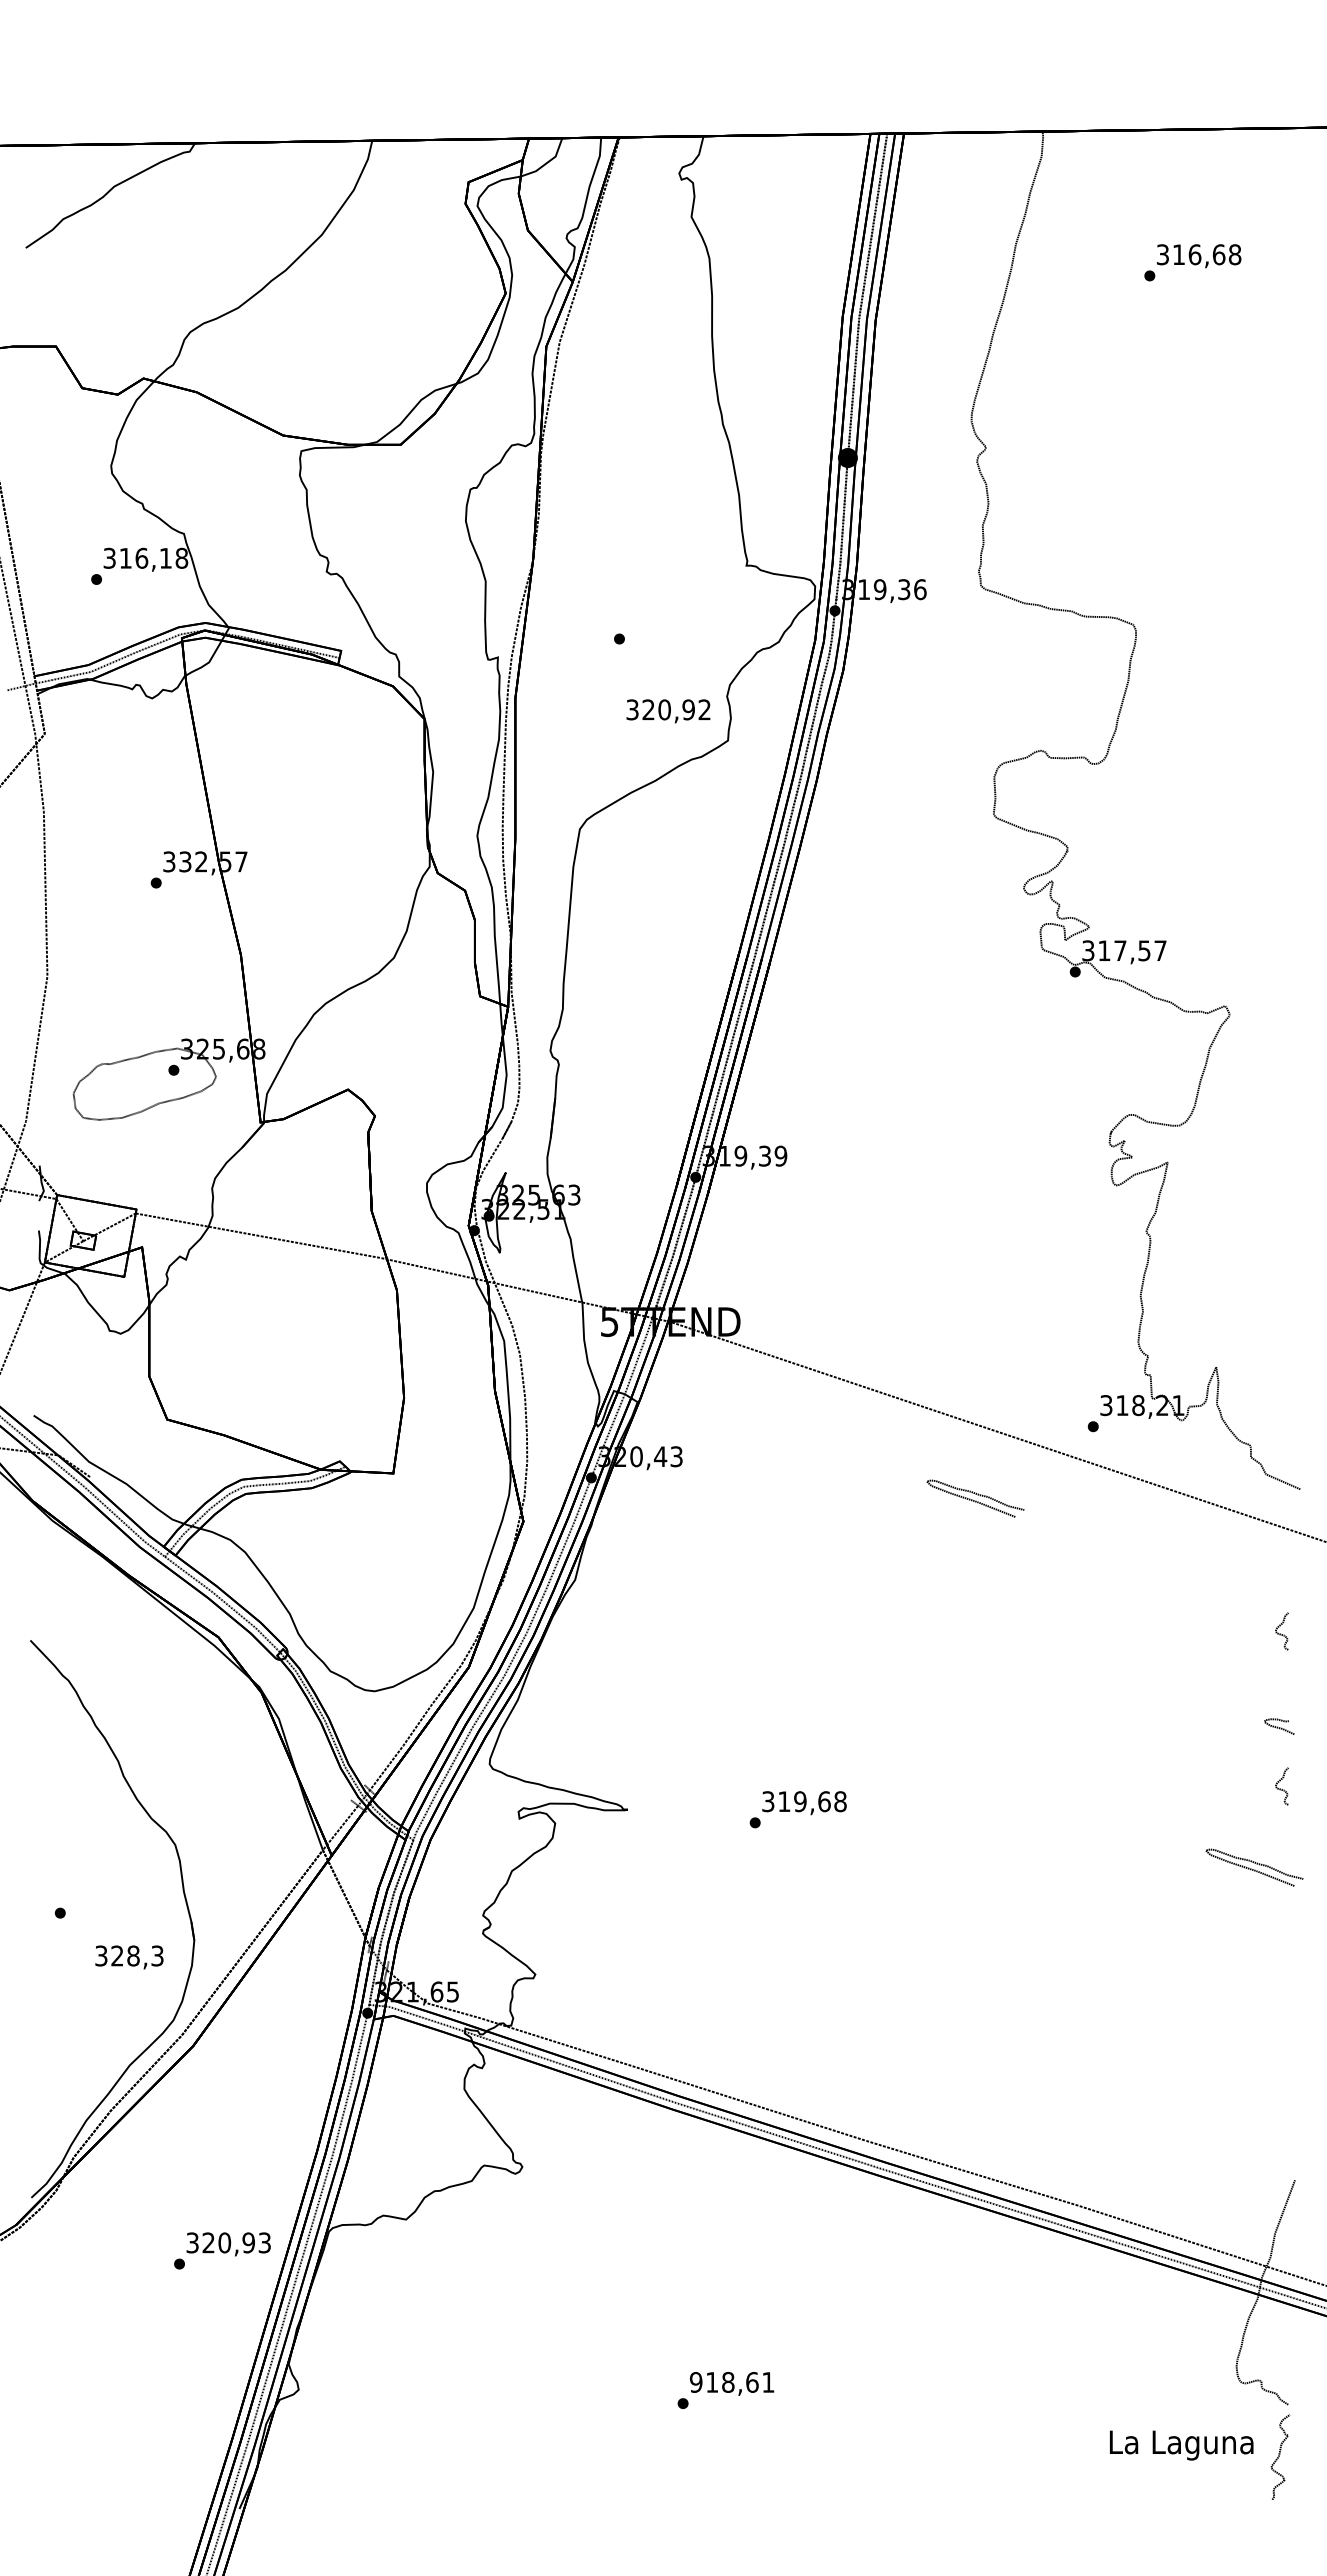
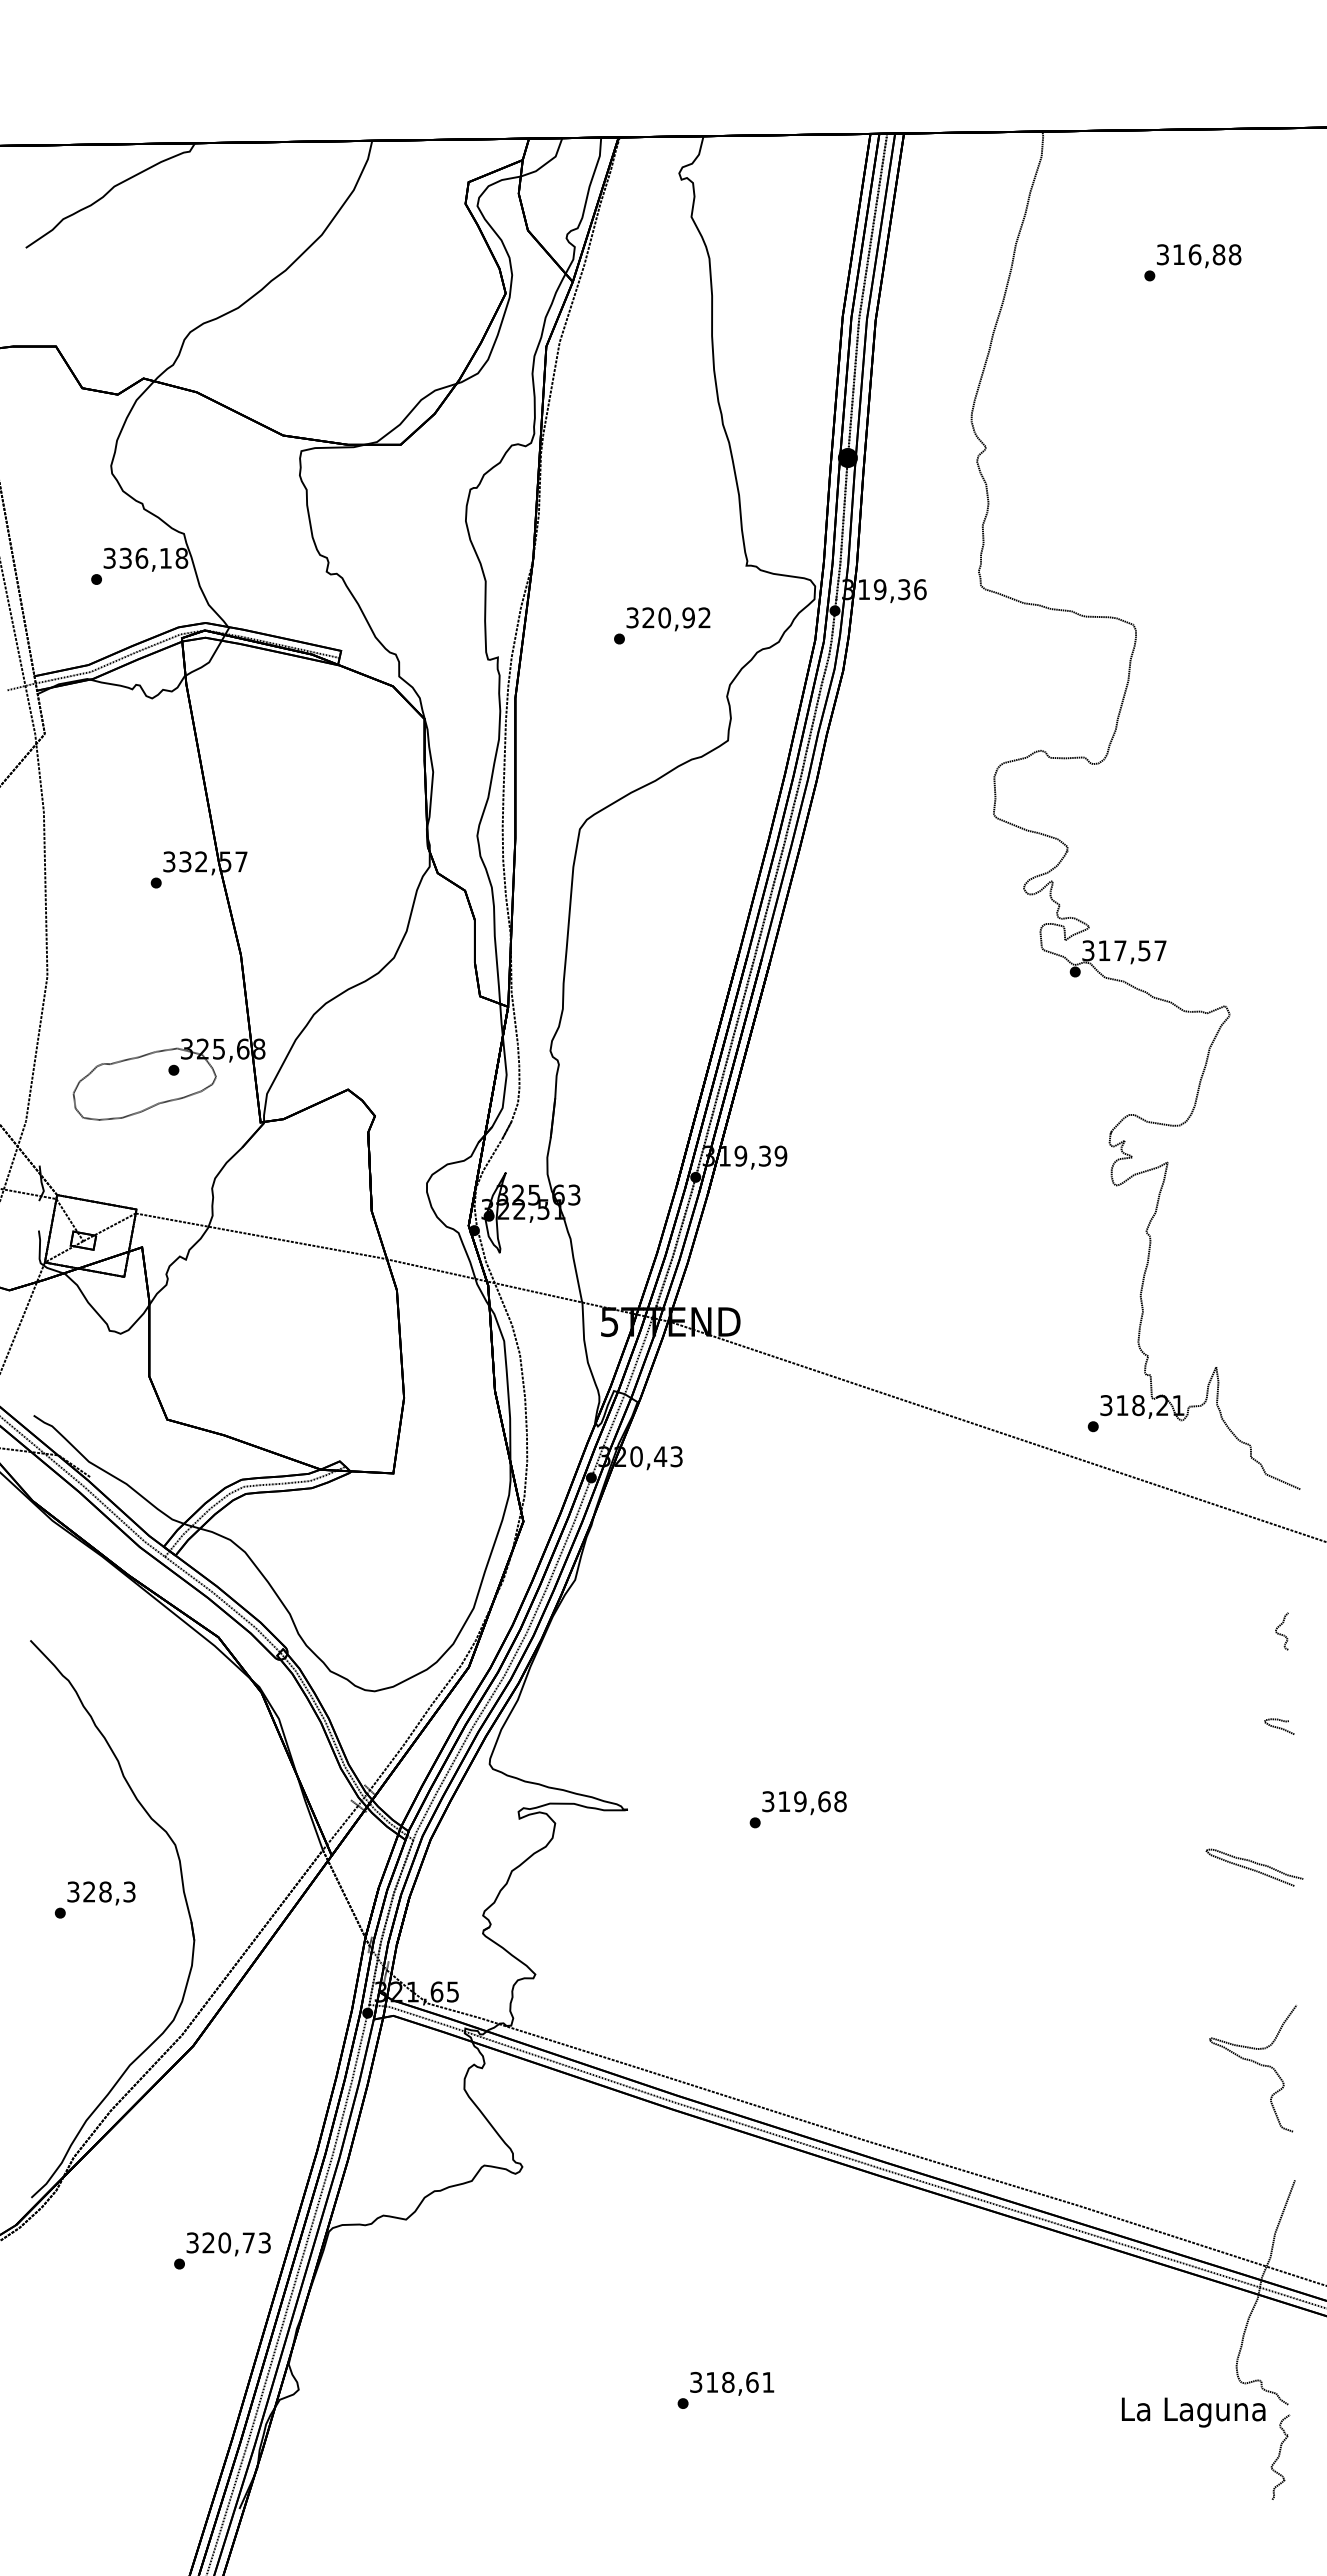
text: 316,68 -> 316,88 (1218, 254)
text: 316,18 -> 336,18 (125, 557)
text position: (668, 711) -> (668, 619) (668, 619)
curve: present -> none (975, 1500)
curve: present -> none (1280, 1788)
text position: (129, 1957) -> (101, 1893) (101, 1893)
curve: none -> present (1255, 2063)
text: 320,93 -> 320,73 (248, 2242)
text: 918,61 -> 318,61 (695, 2382)
text position: (1181, 2445) -> (1193, 2412) (1193, 2412)
